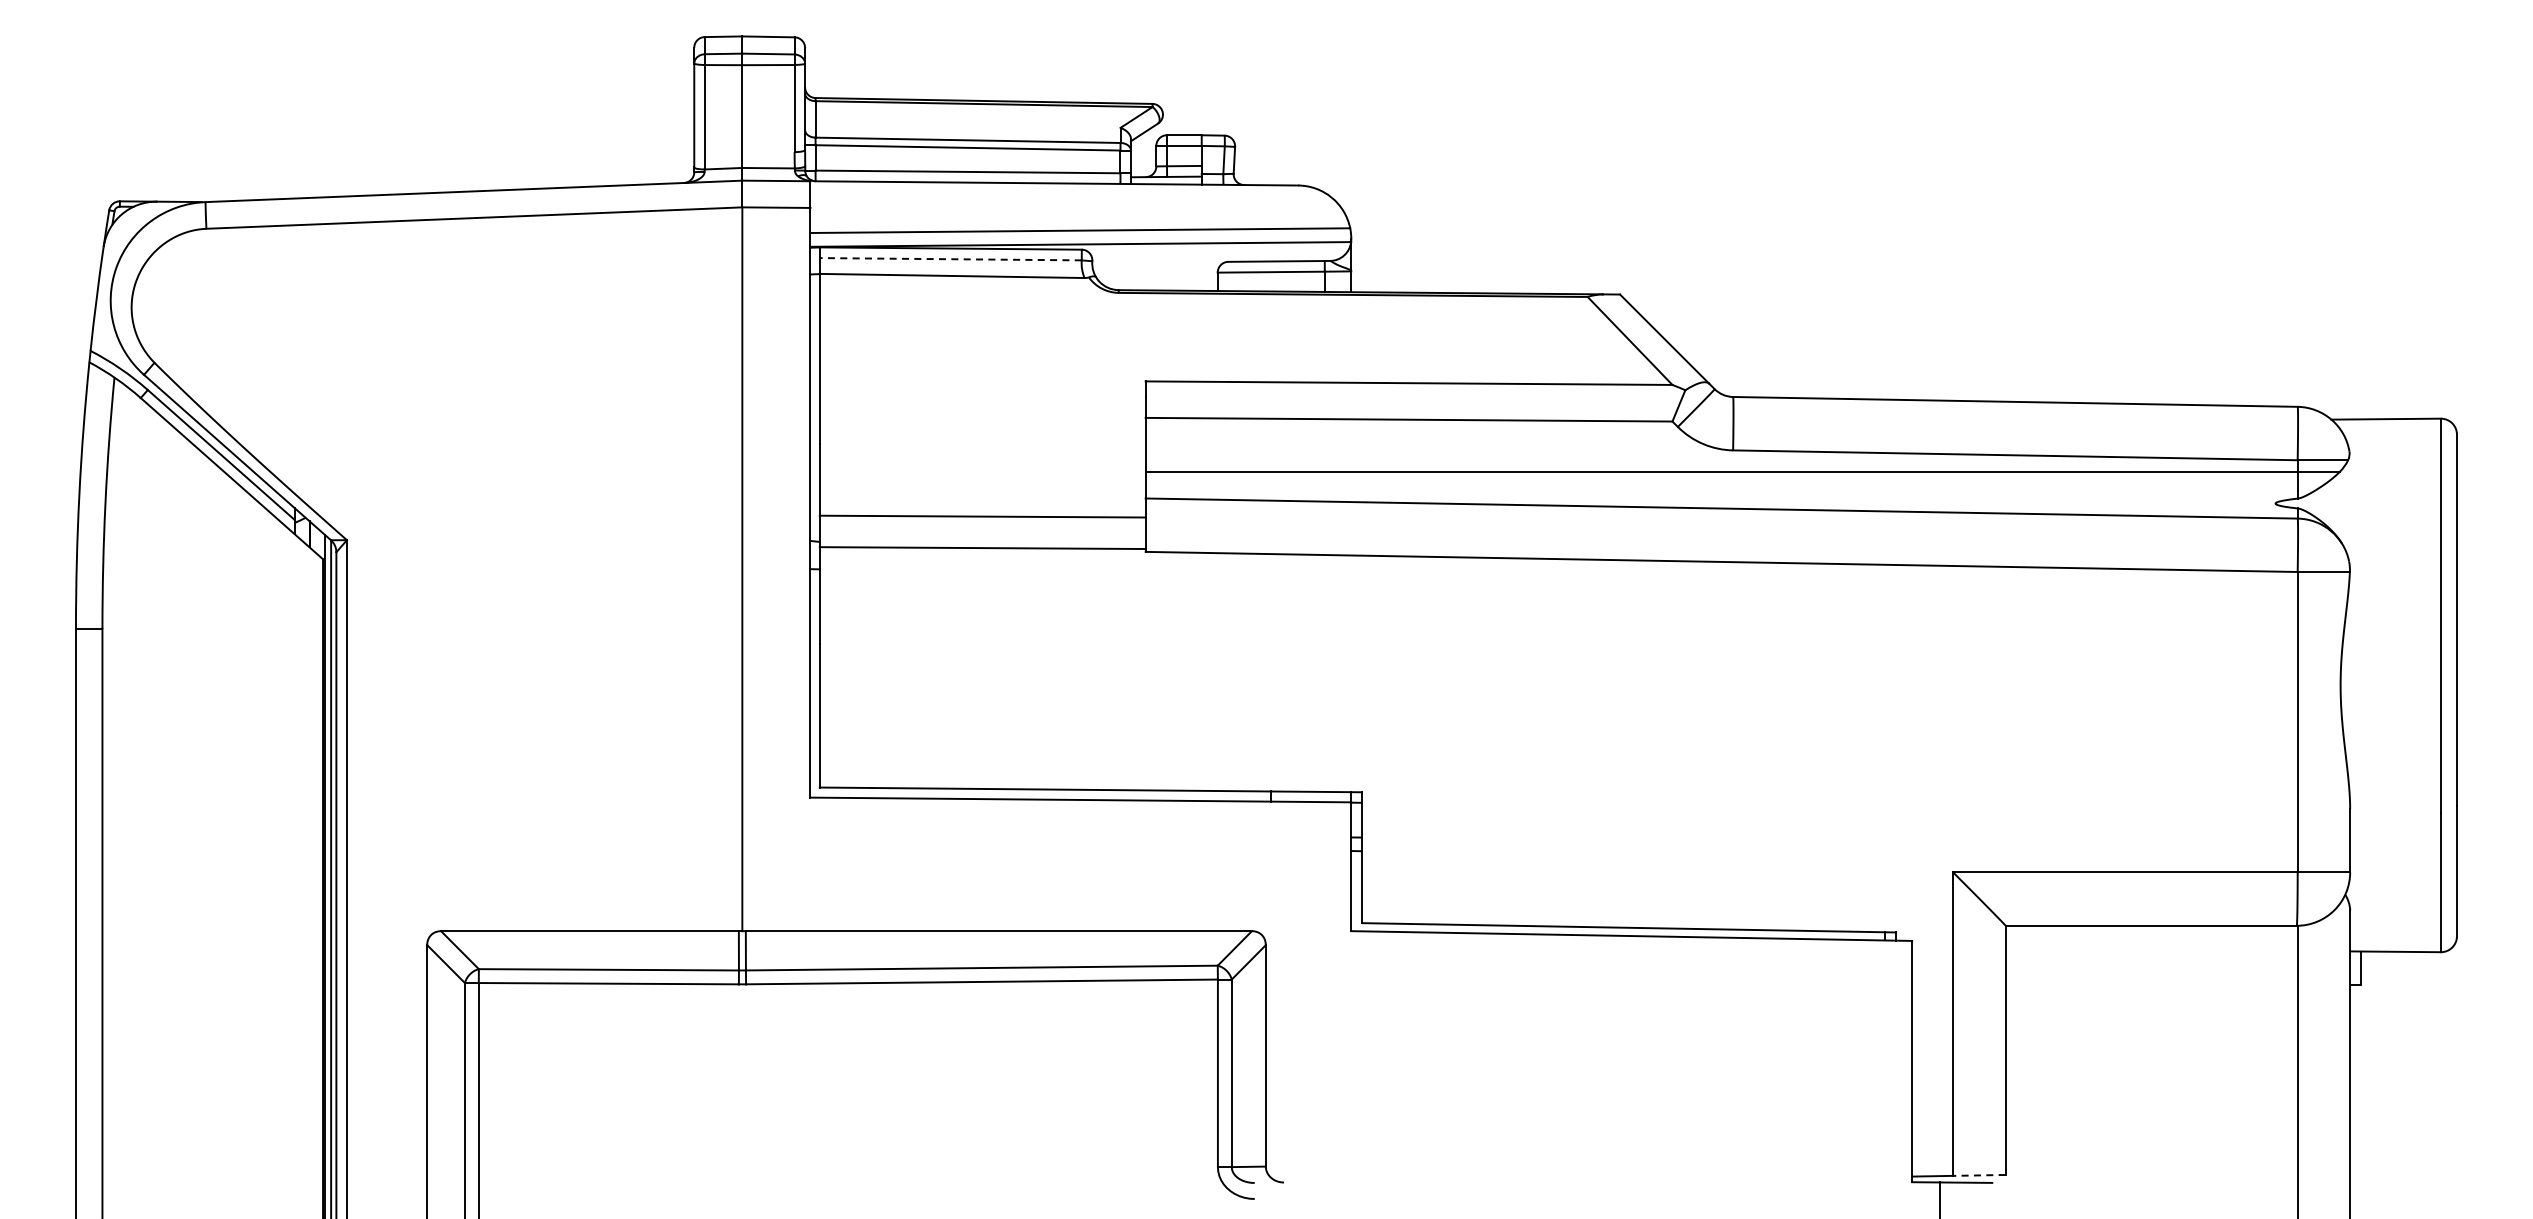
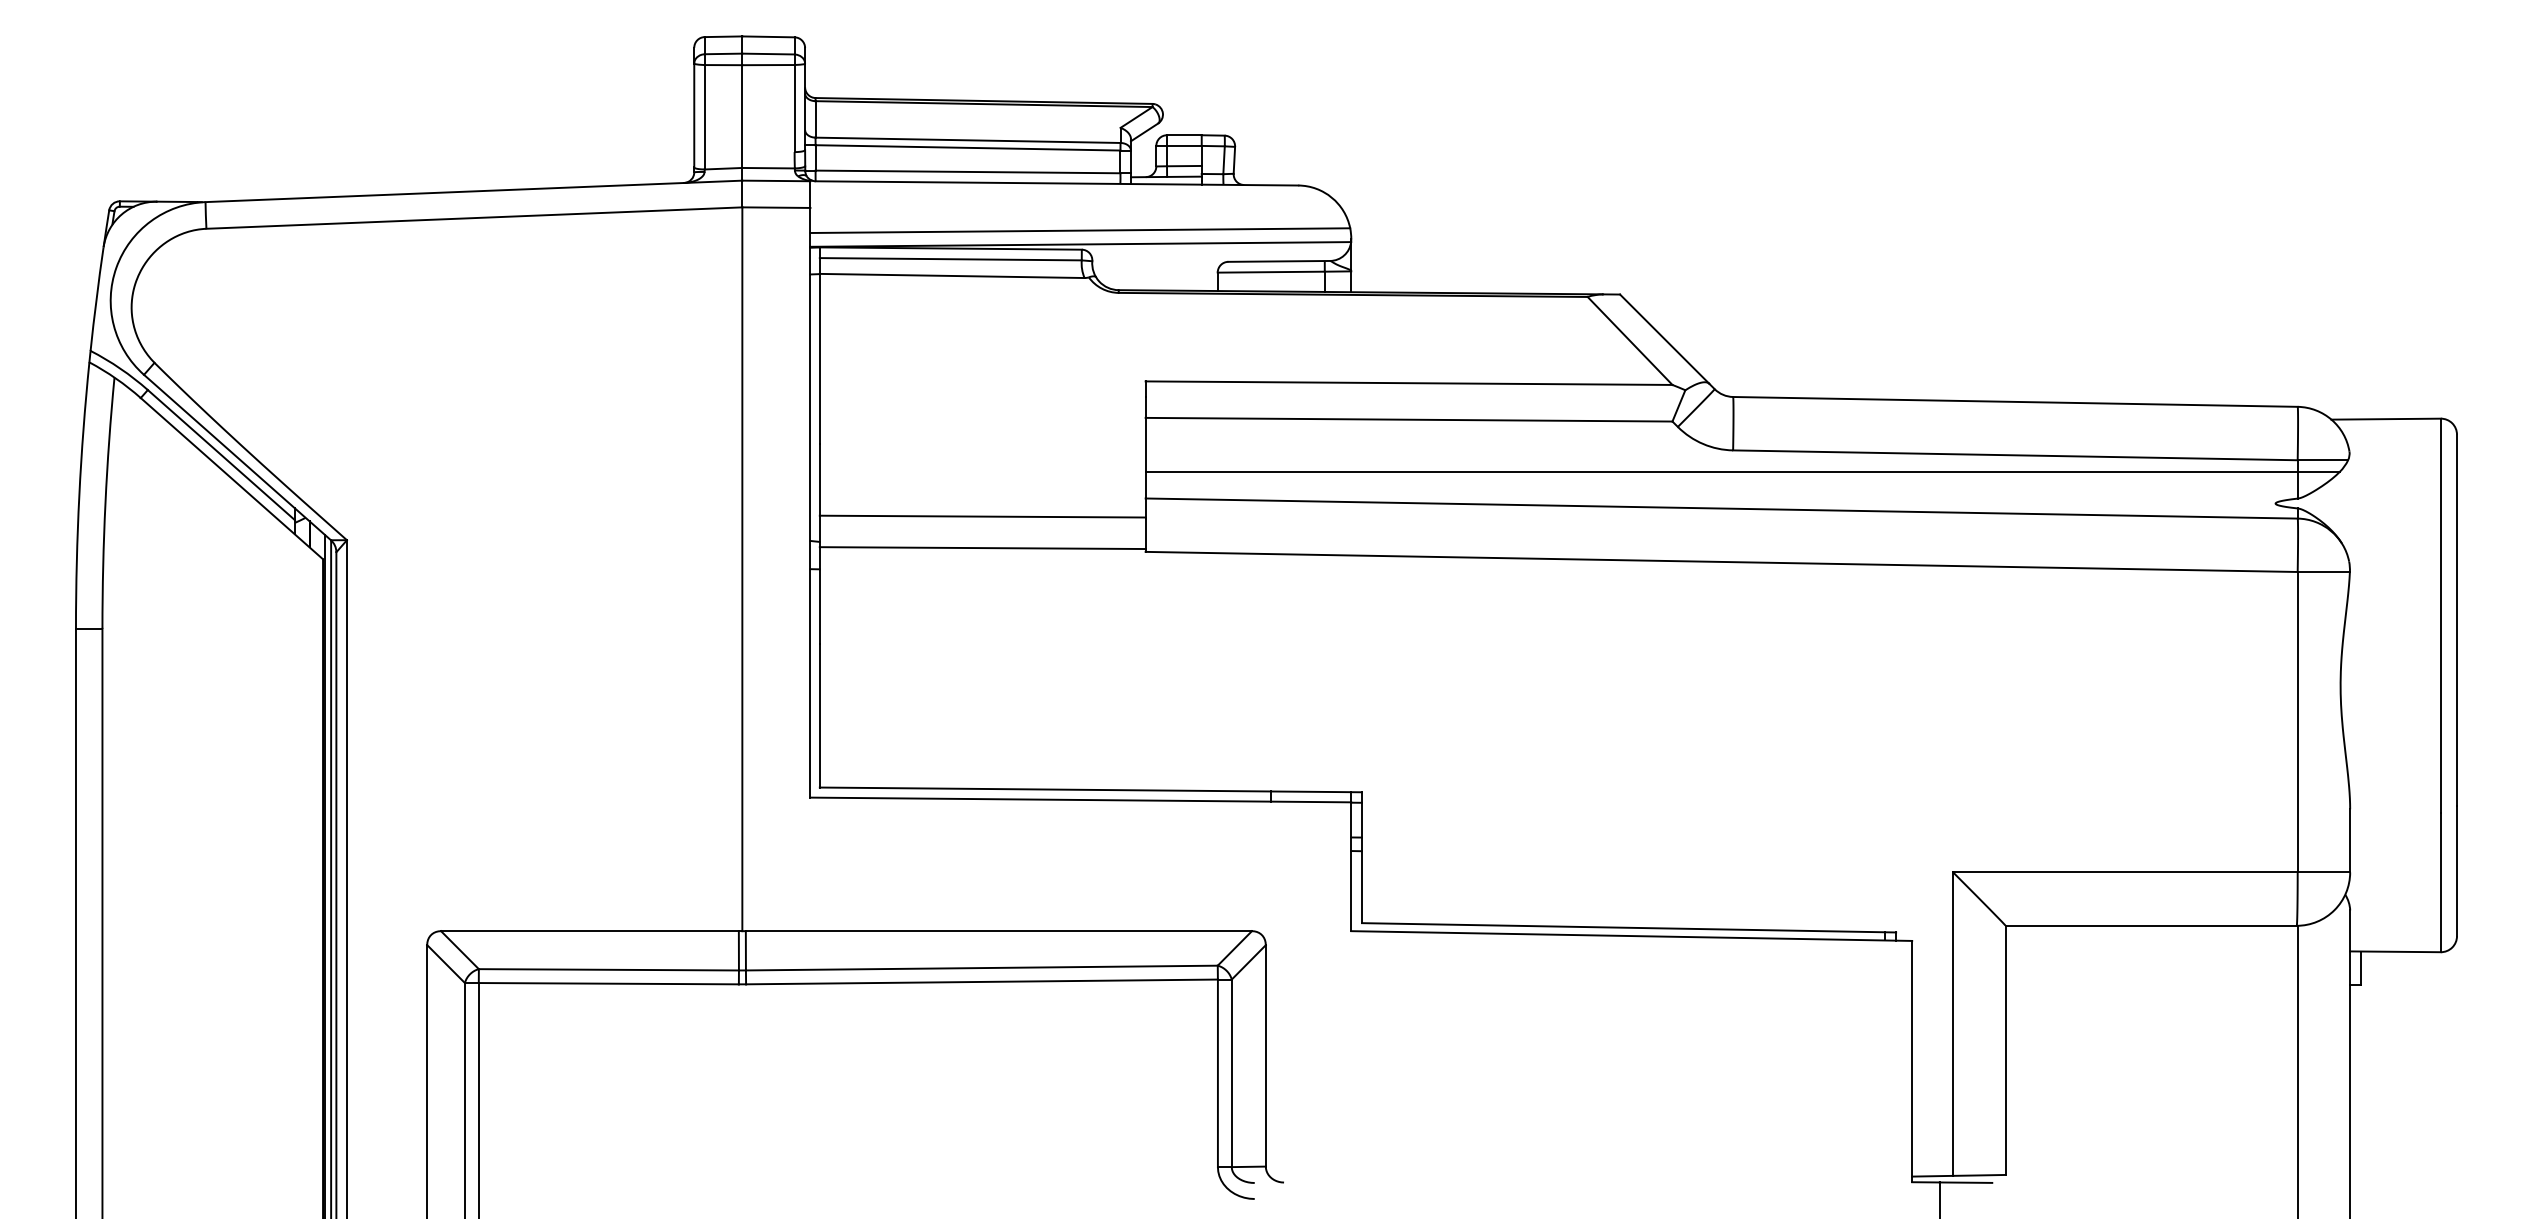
line: dashed -> solid (950, 259)
line: dashed -> solid (1978, 1175)
